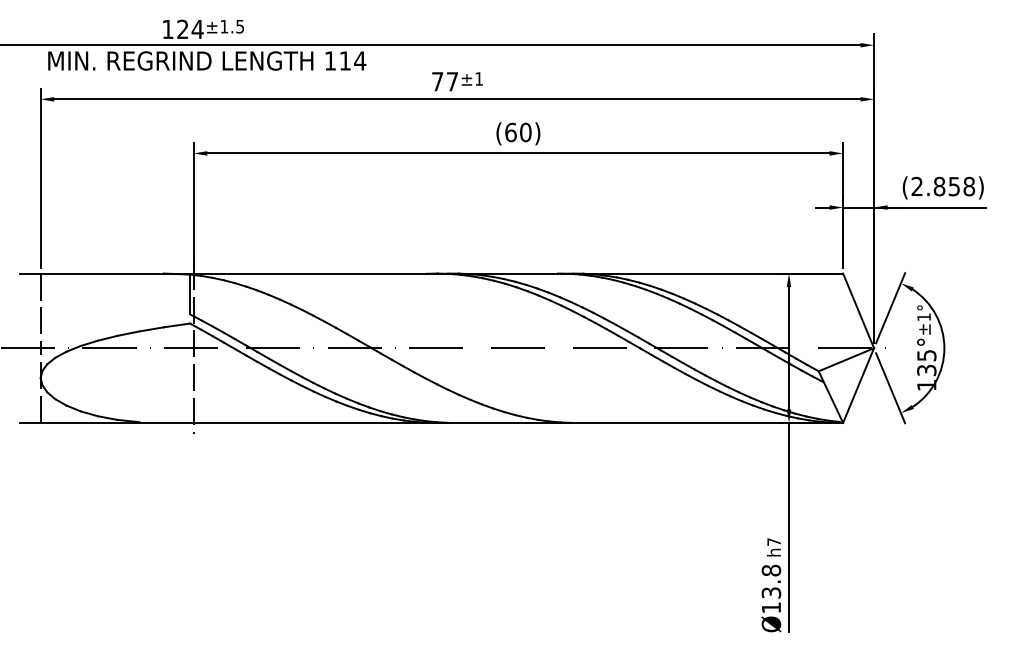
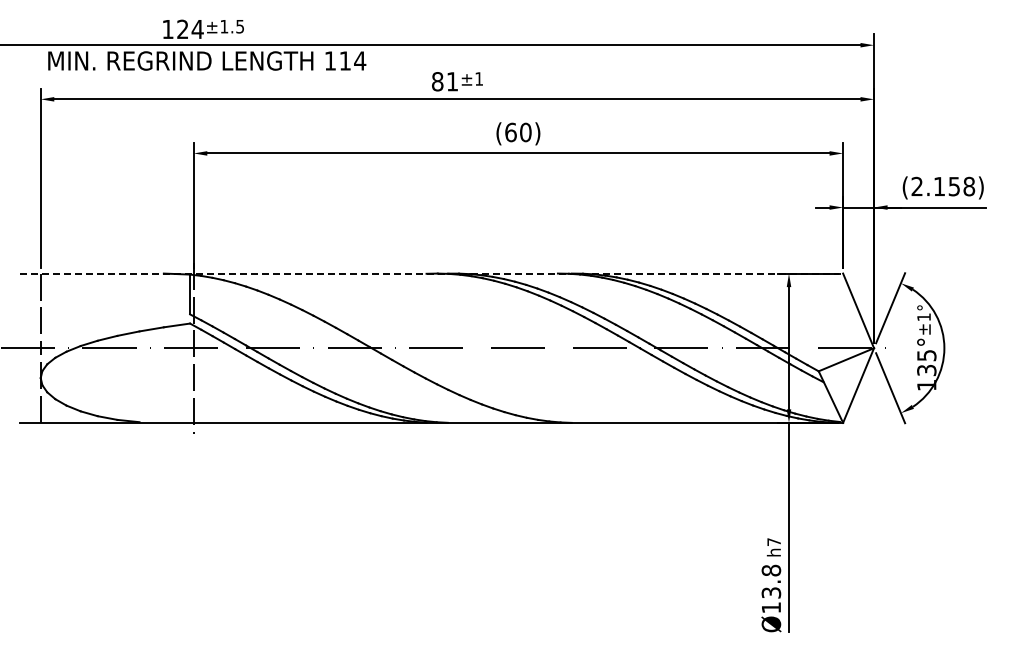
text: 77 -> 81 (444, 81)
text: (2.858) -> (2.158) (939, 186)
line: solid -> dashed (432, 273)
